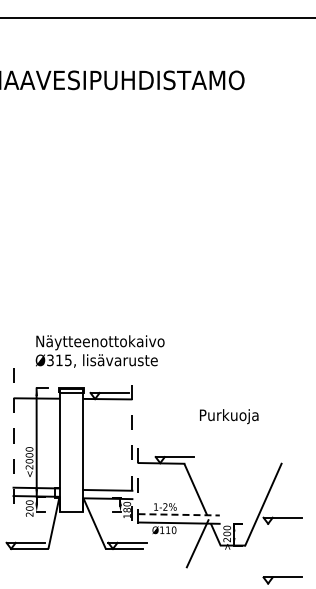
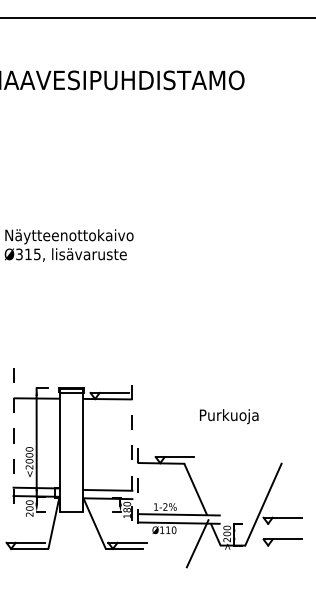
text position: (99, 351) -> (68, 245) (68, 245)
line: dashed -> solid (179, 514)
part position: (282, 580) -> (282, 542) (282, 542)
